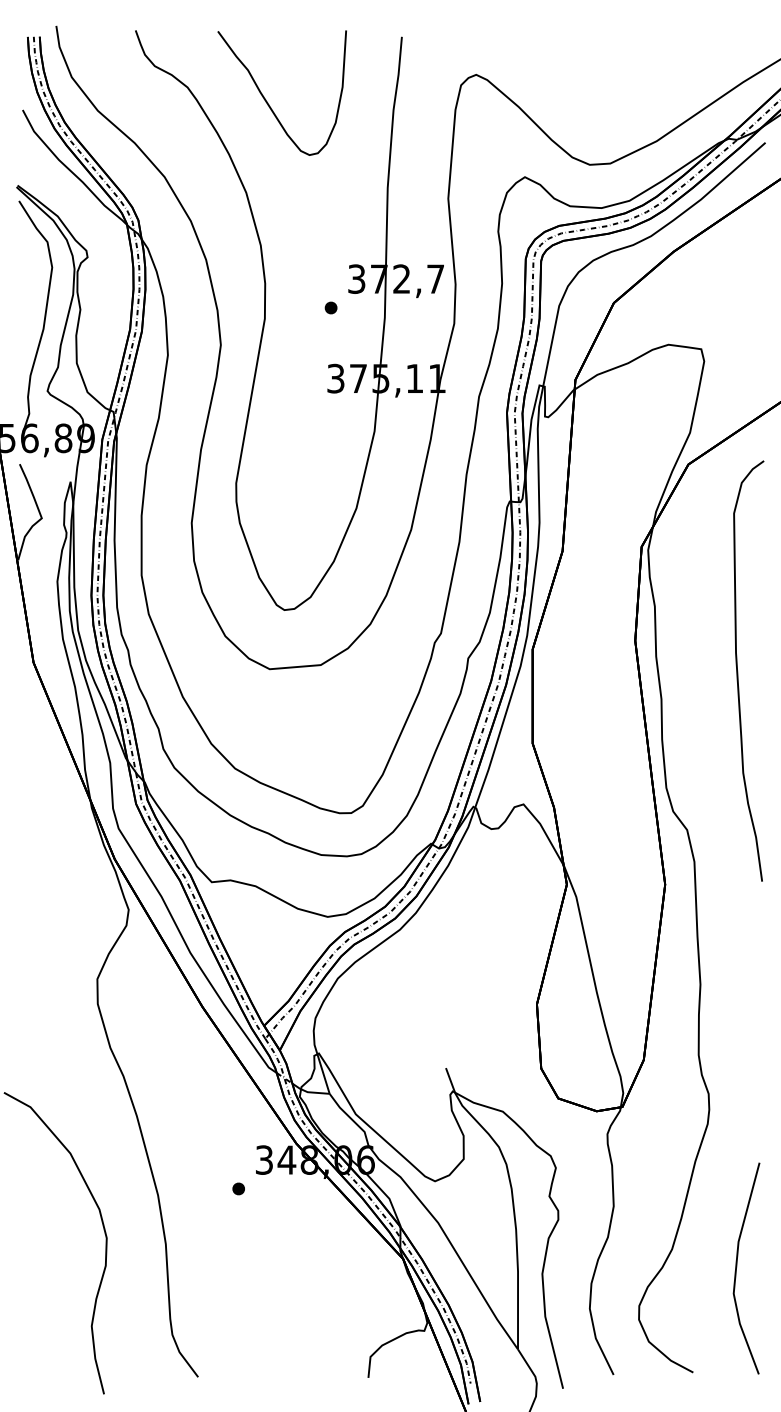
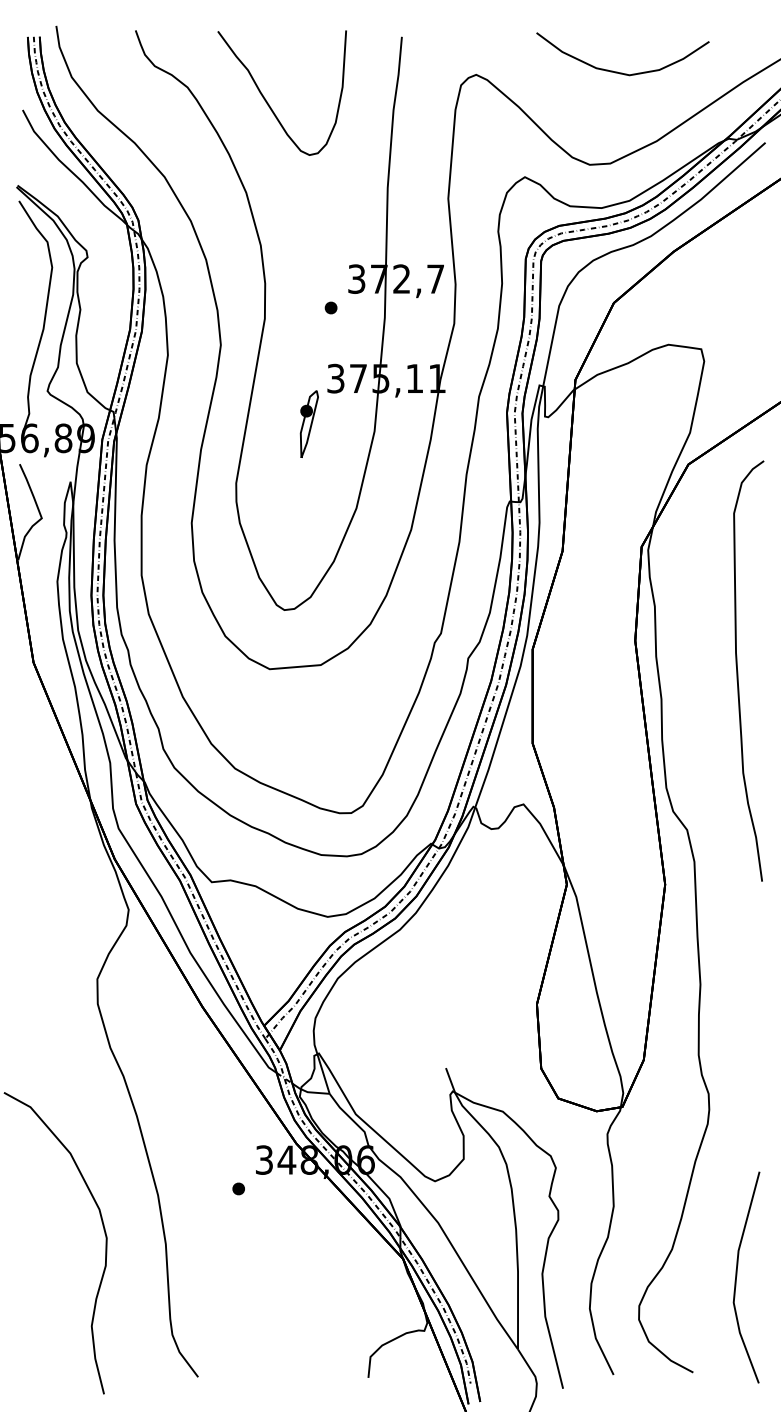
curve: none -> present (617, 71)
part: none -> present (308, 423)
line position: (737, 1267) -> (737, 1276) (737, 1276)
